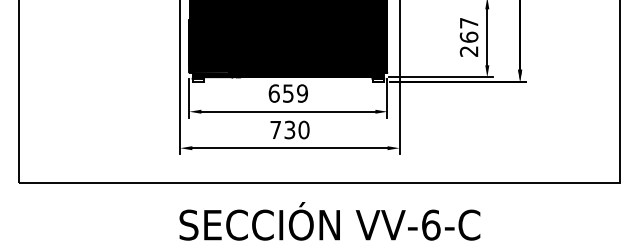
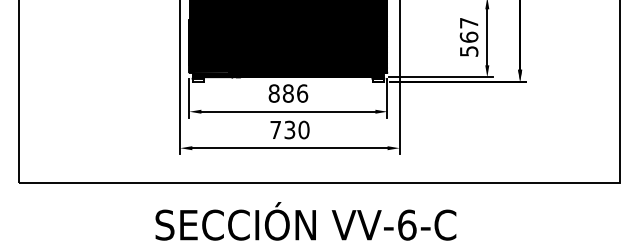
text: 267 -> 567 (468, 51)
text: 659 -> 886 (288, 93)
text position: (329, 221) -> (305, 221) (305, 221)
